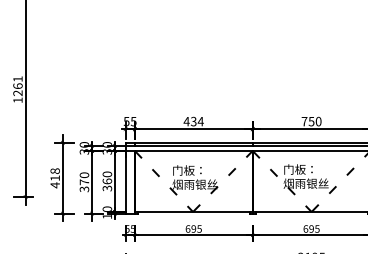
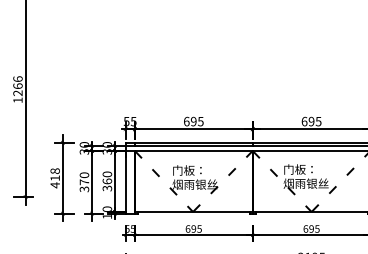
text: 1261 -> 1266 (17, 78)
text: 434 -> 695 (193, 121)
text: 750 -> 695 (311, 121)
